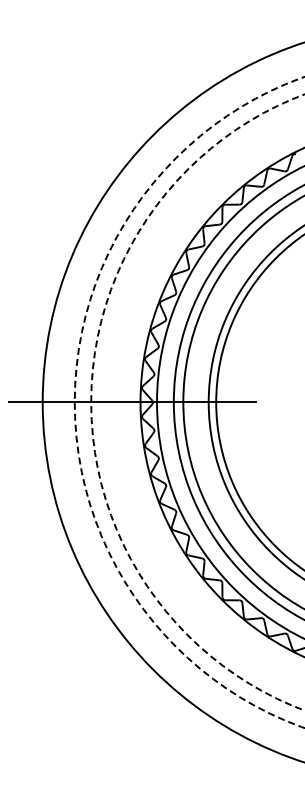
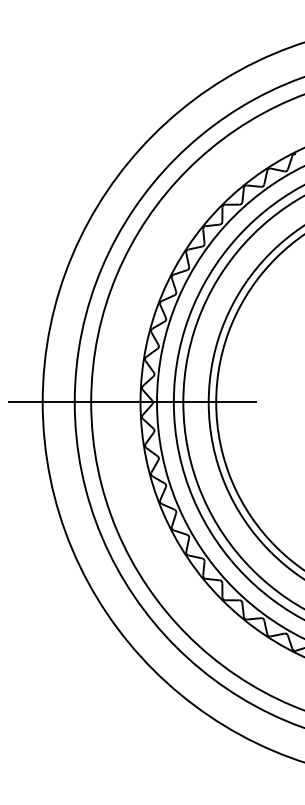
circle: dashed -> solid (189, 402)
circle: dashed -> solid (197, 402)
